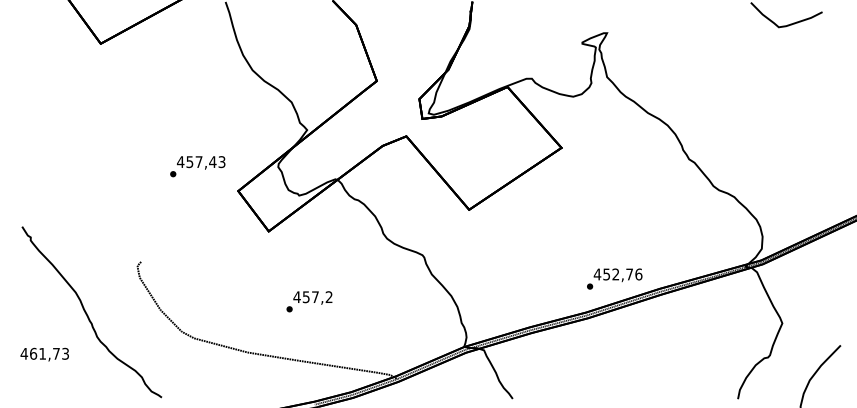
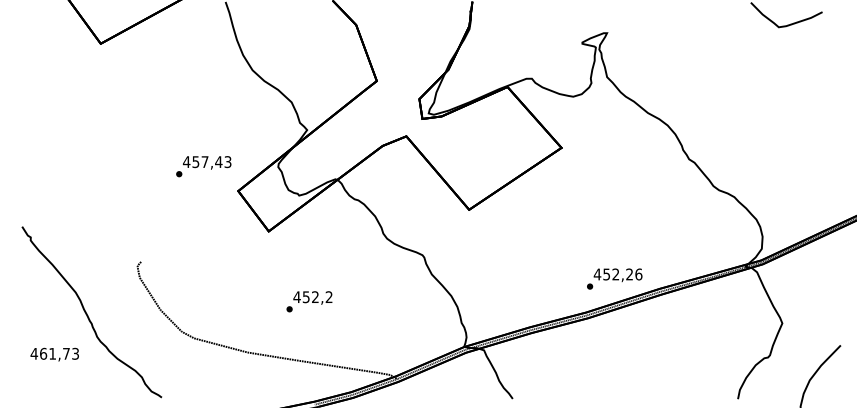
text position: (197, 166) -> (203, 166) (203, 166)
text: 452,76 -> 452,26 (629, 274)
text: 457,2 -> 452,2 (315, 296)
text position: (44, 354) -> (54, 354) (54, 354)
